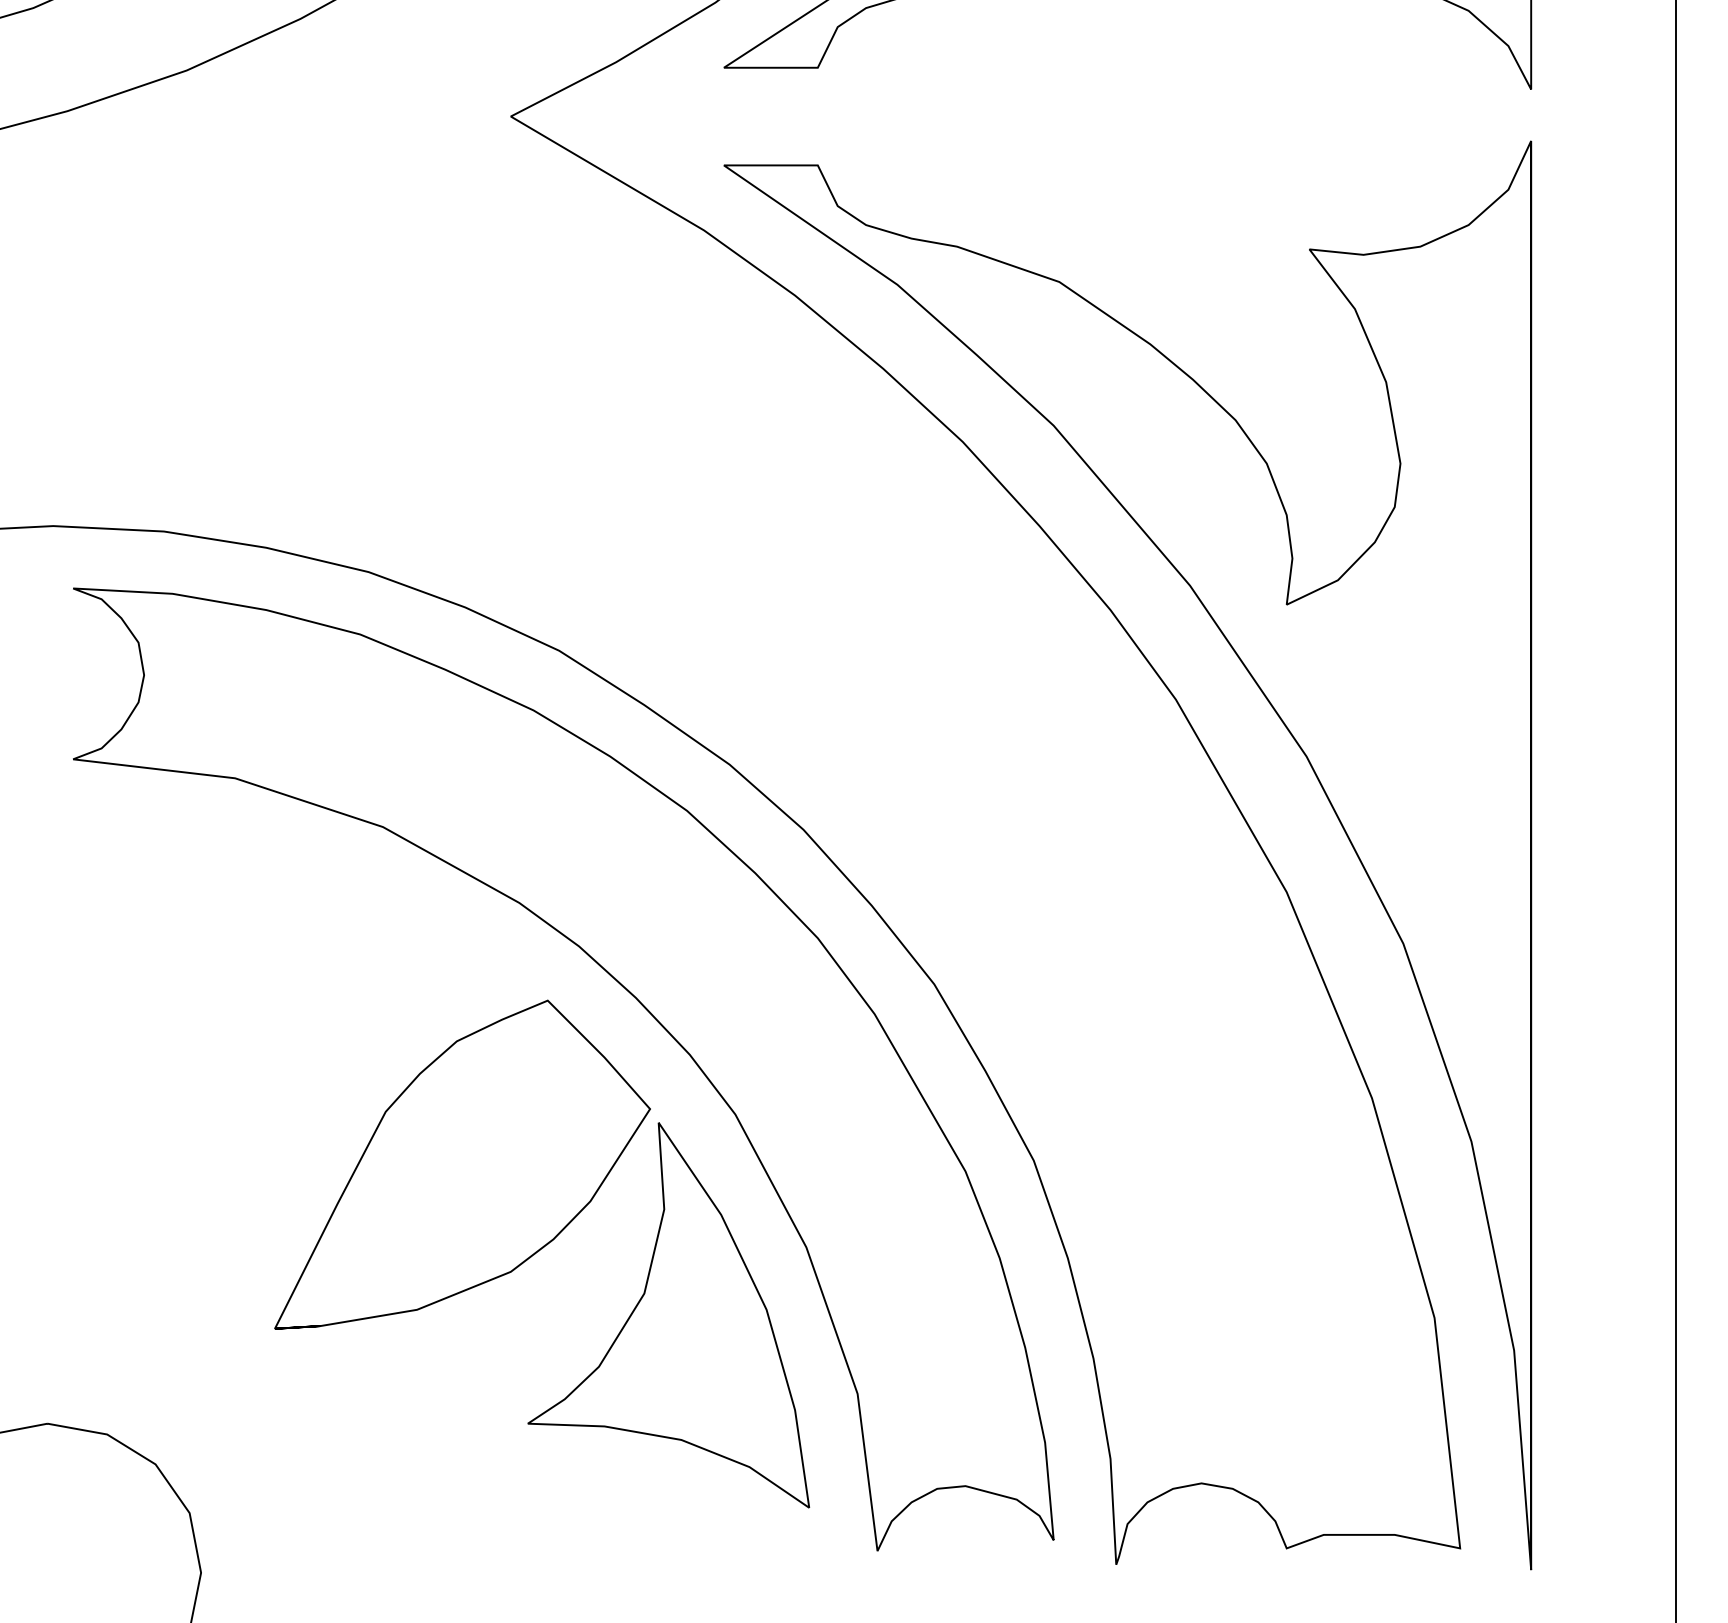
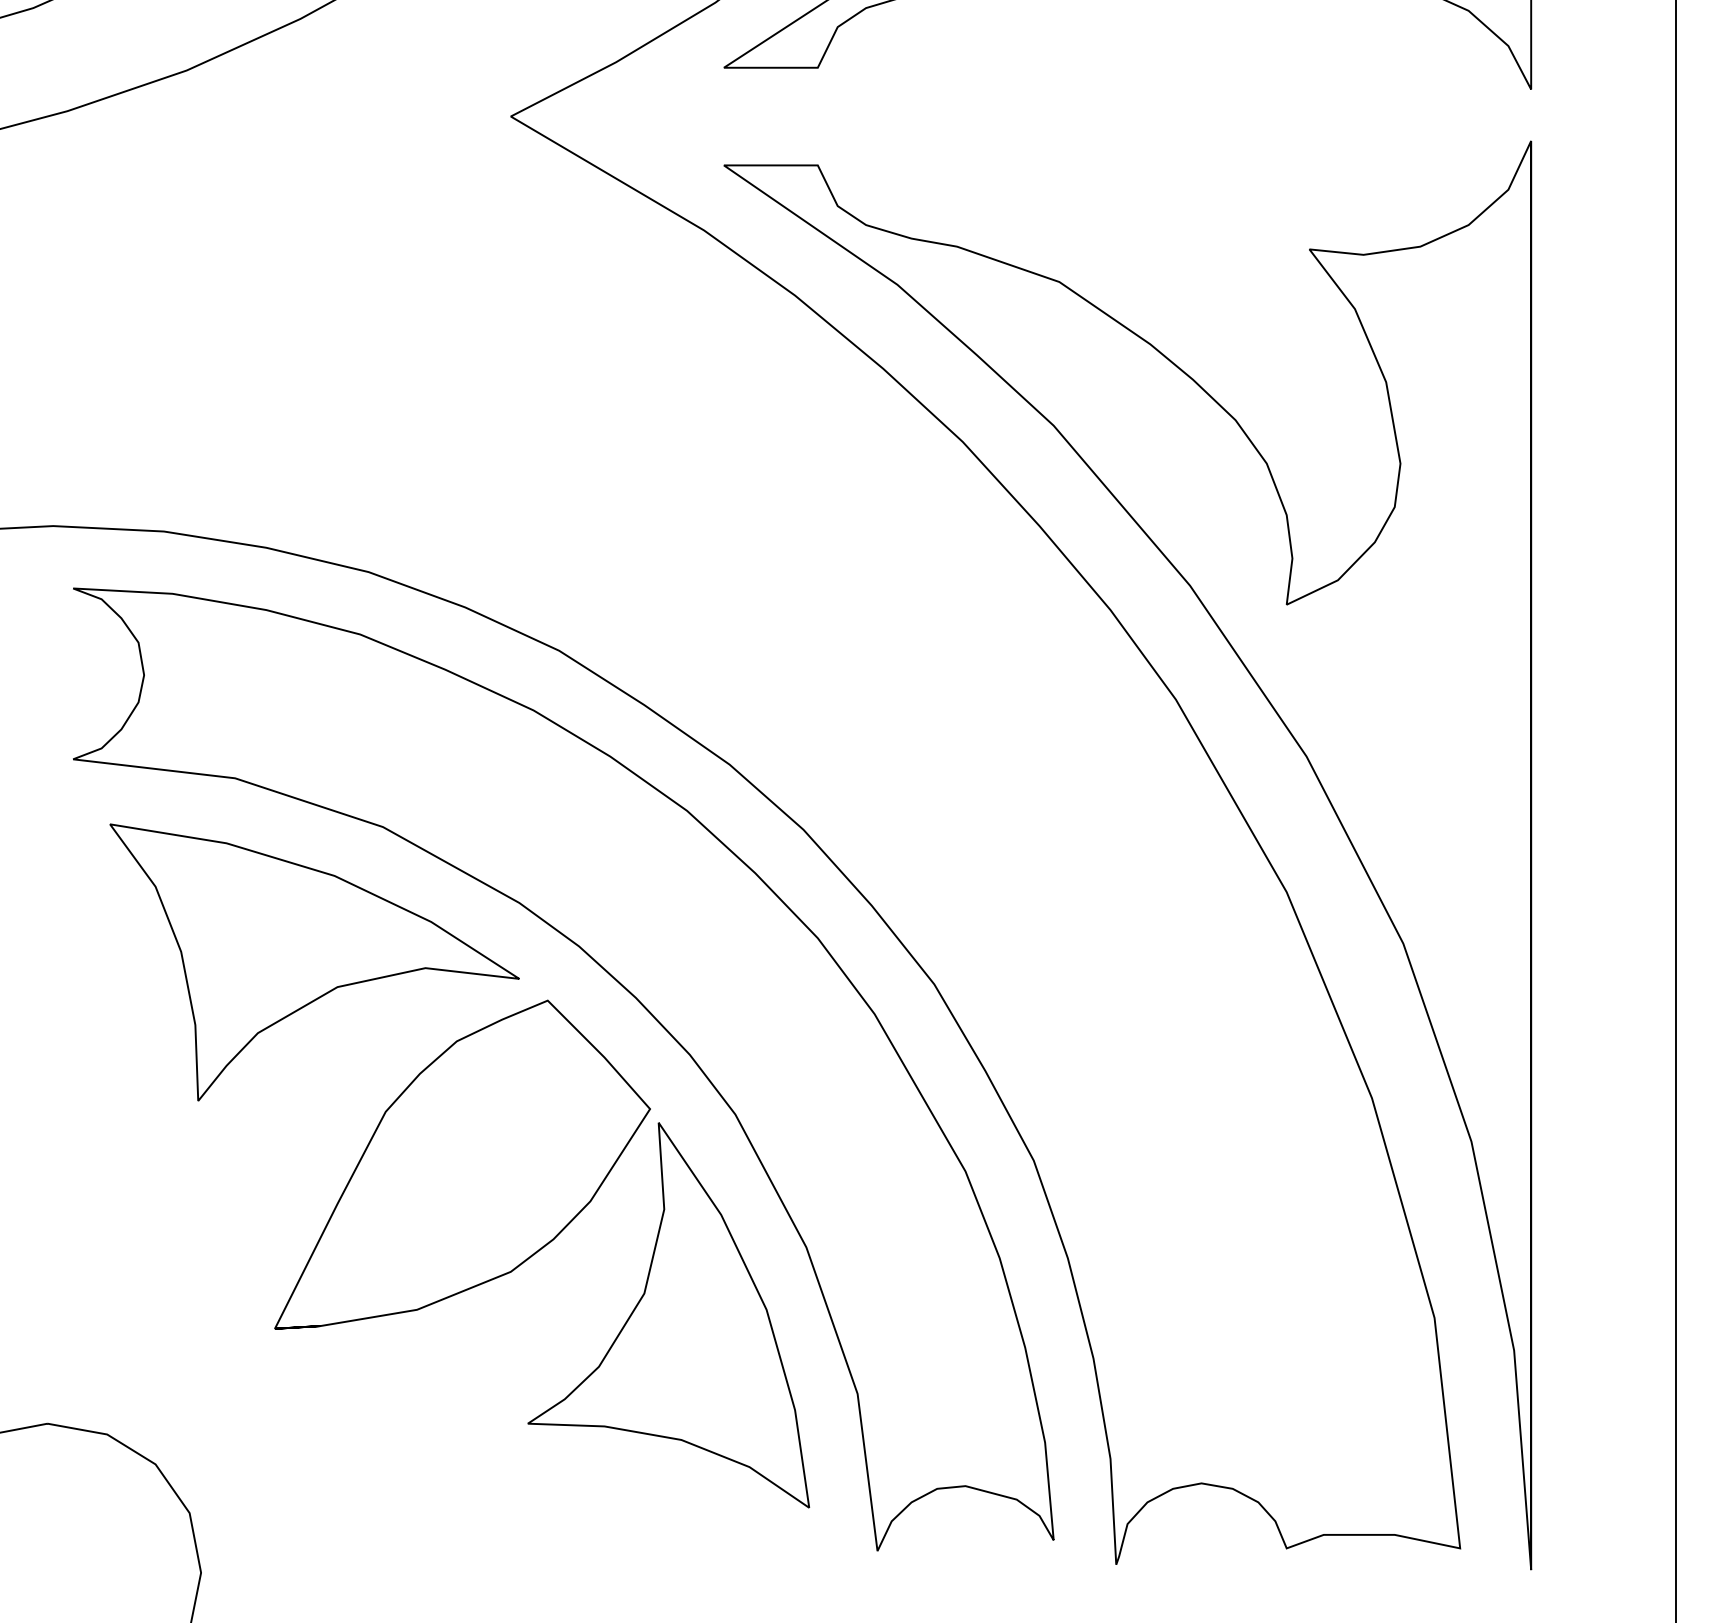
part: none -> present (314, 962)
